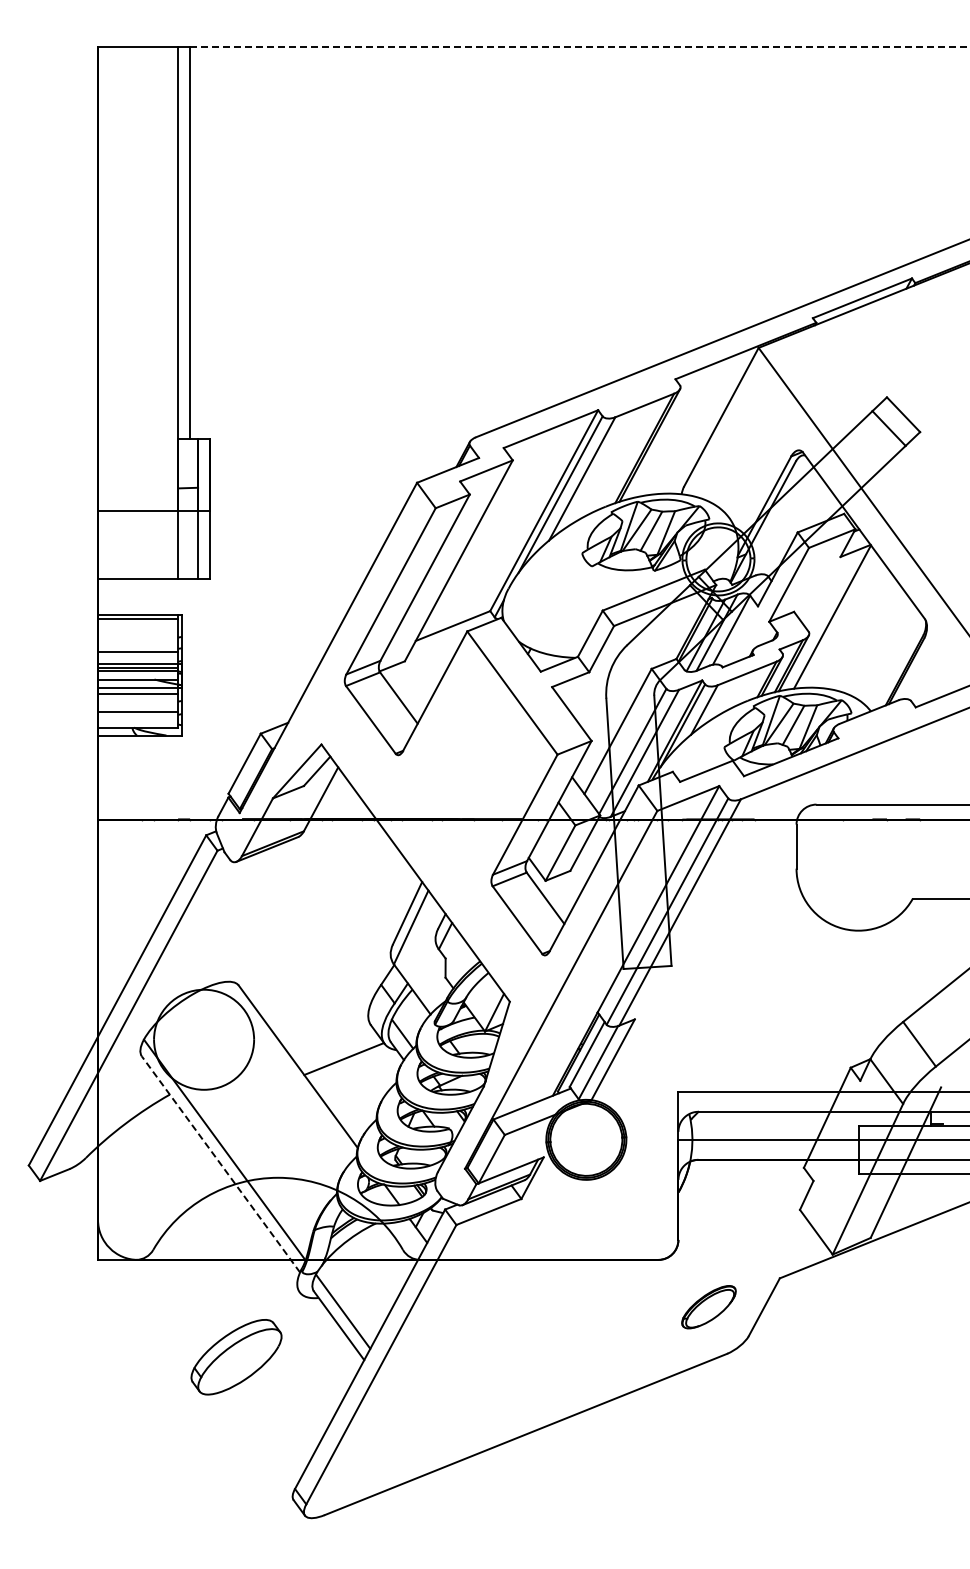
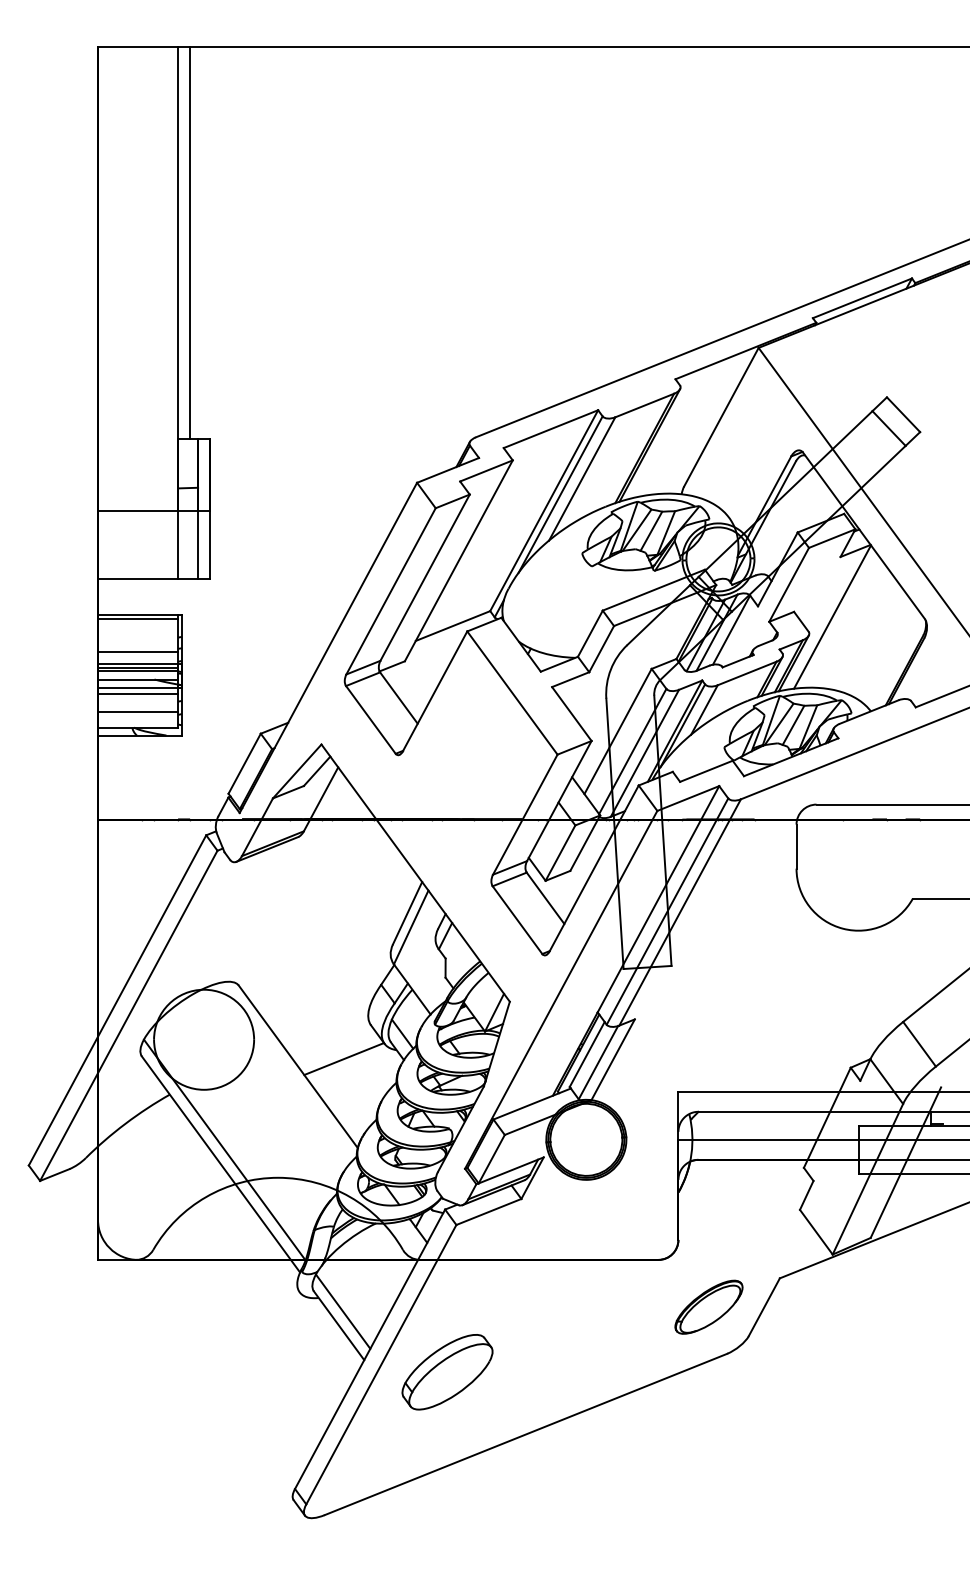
line: dashed -> solid (579, 47)
line: dashed -> solid (221, 1164)
part size: 56x45 px -> 70x56 px (708, 1306)
part position: (236, 1357) -> (447, 1372) (447, 1372)
